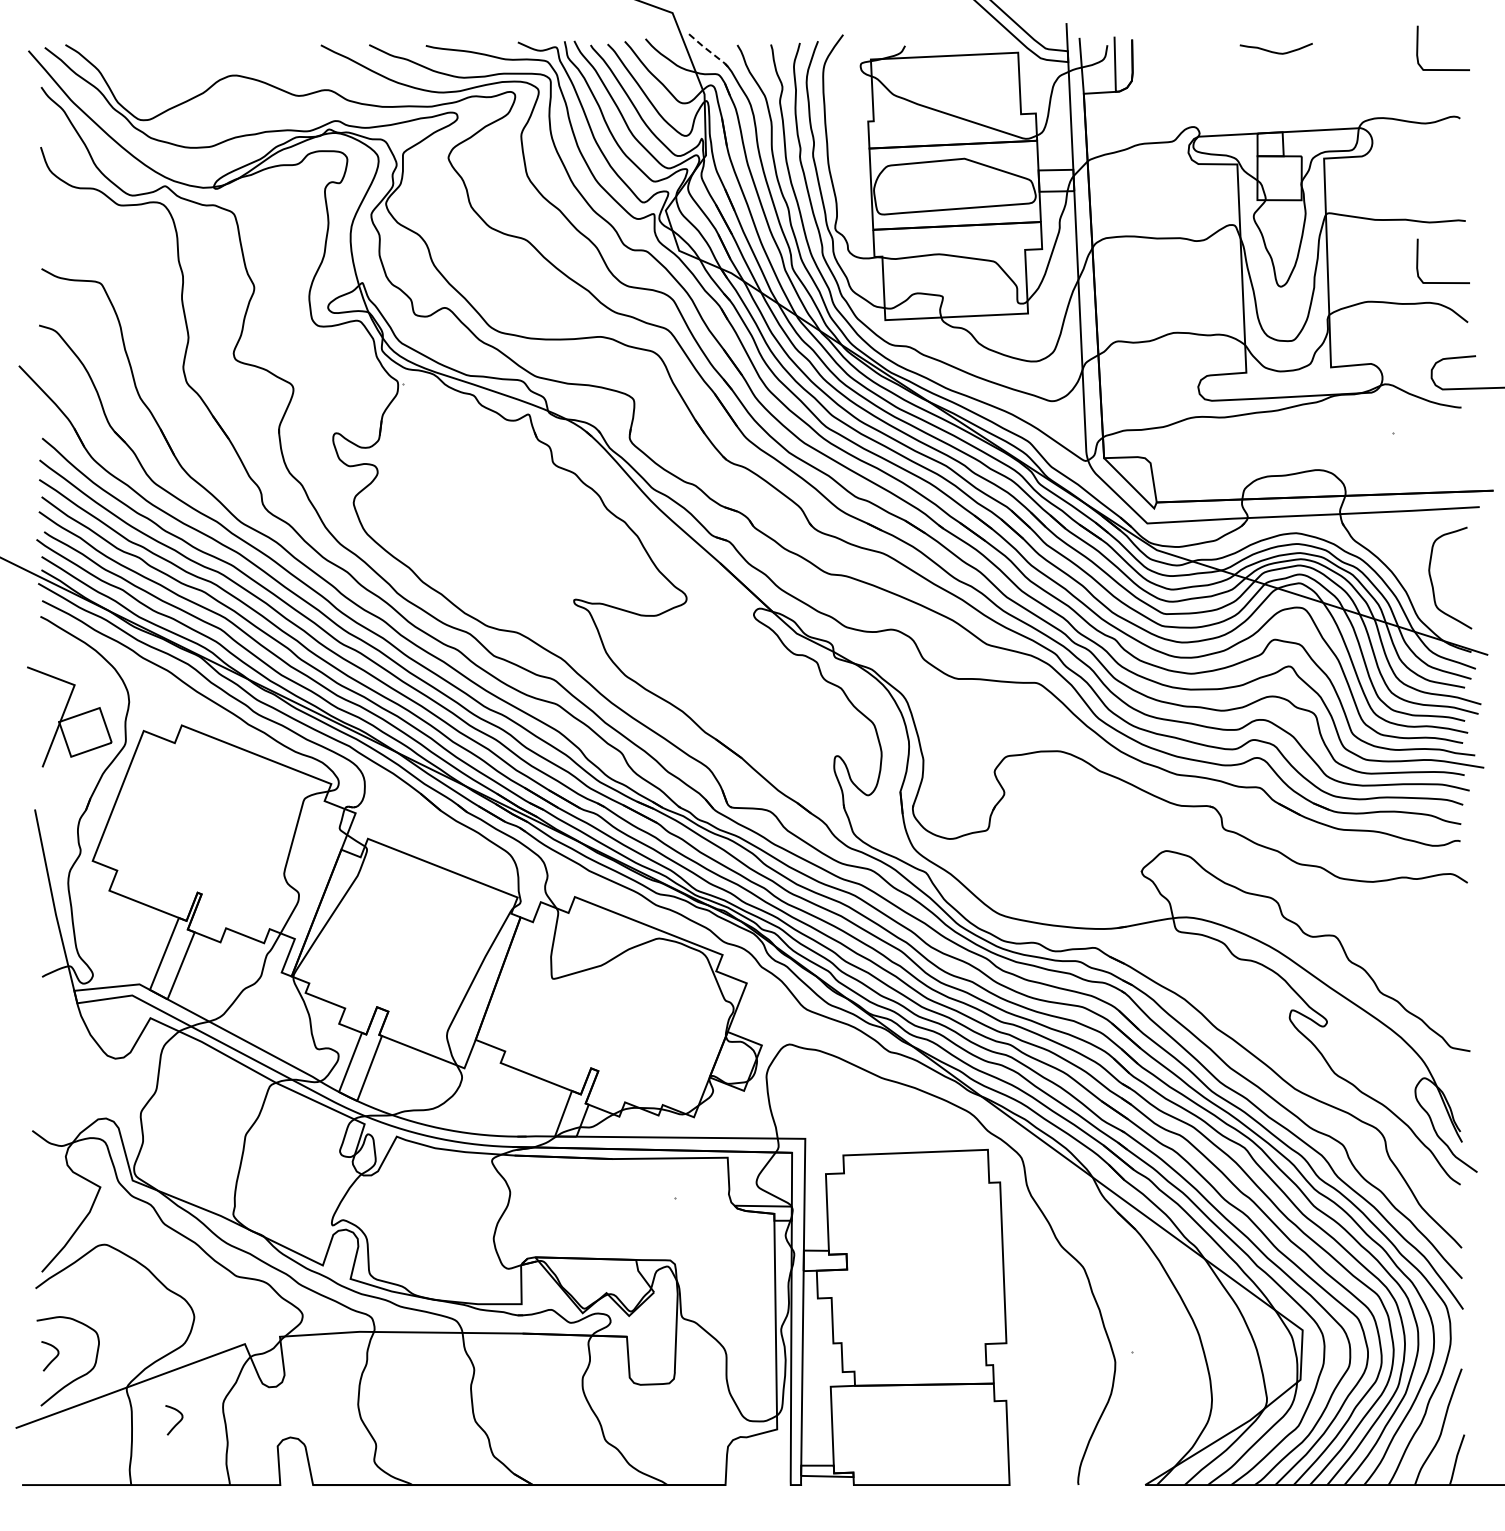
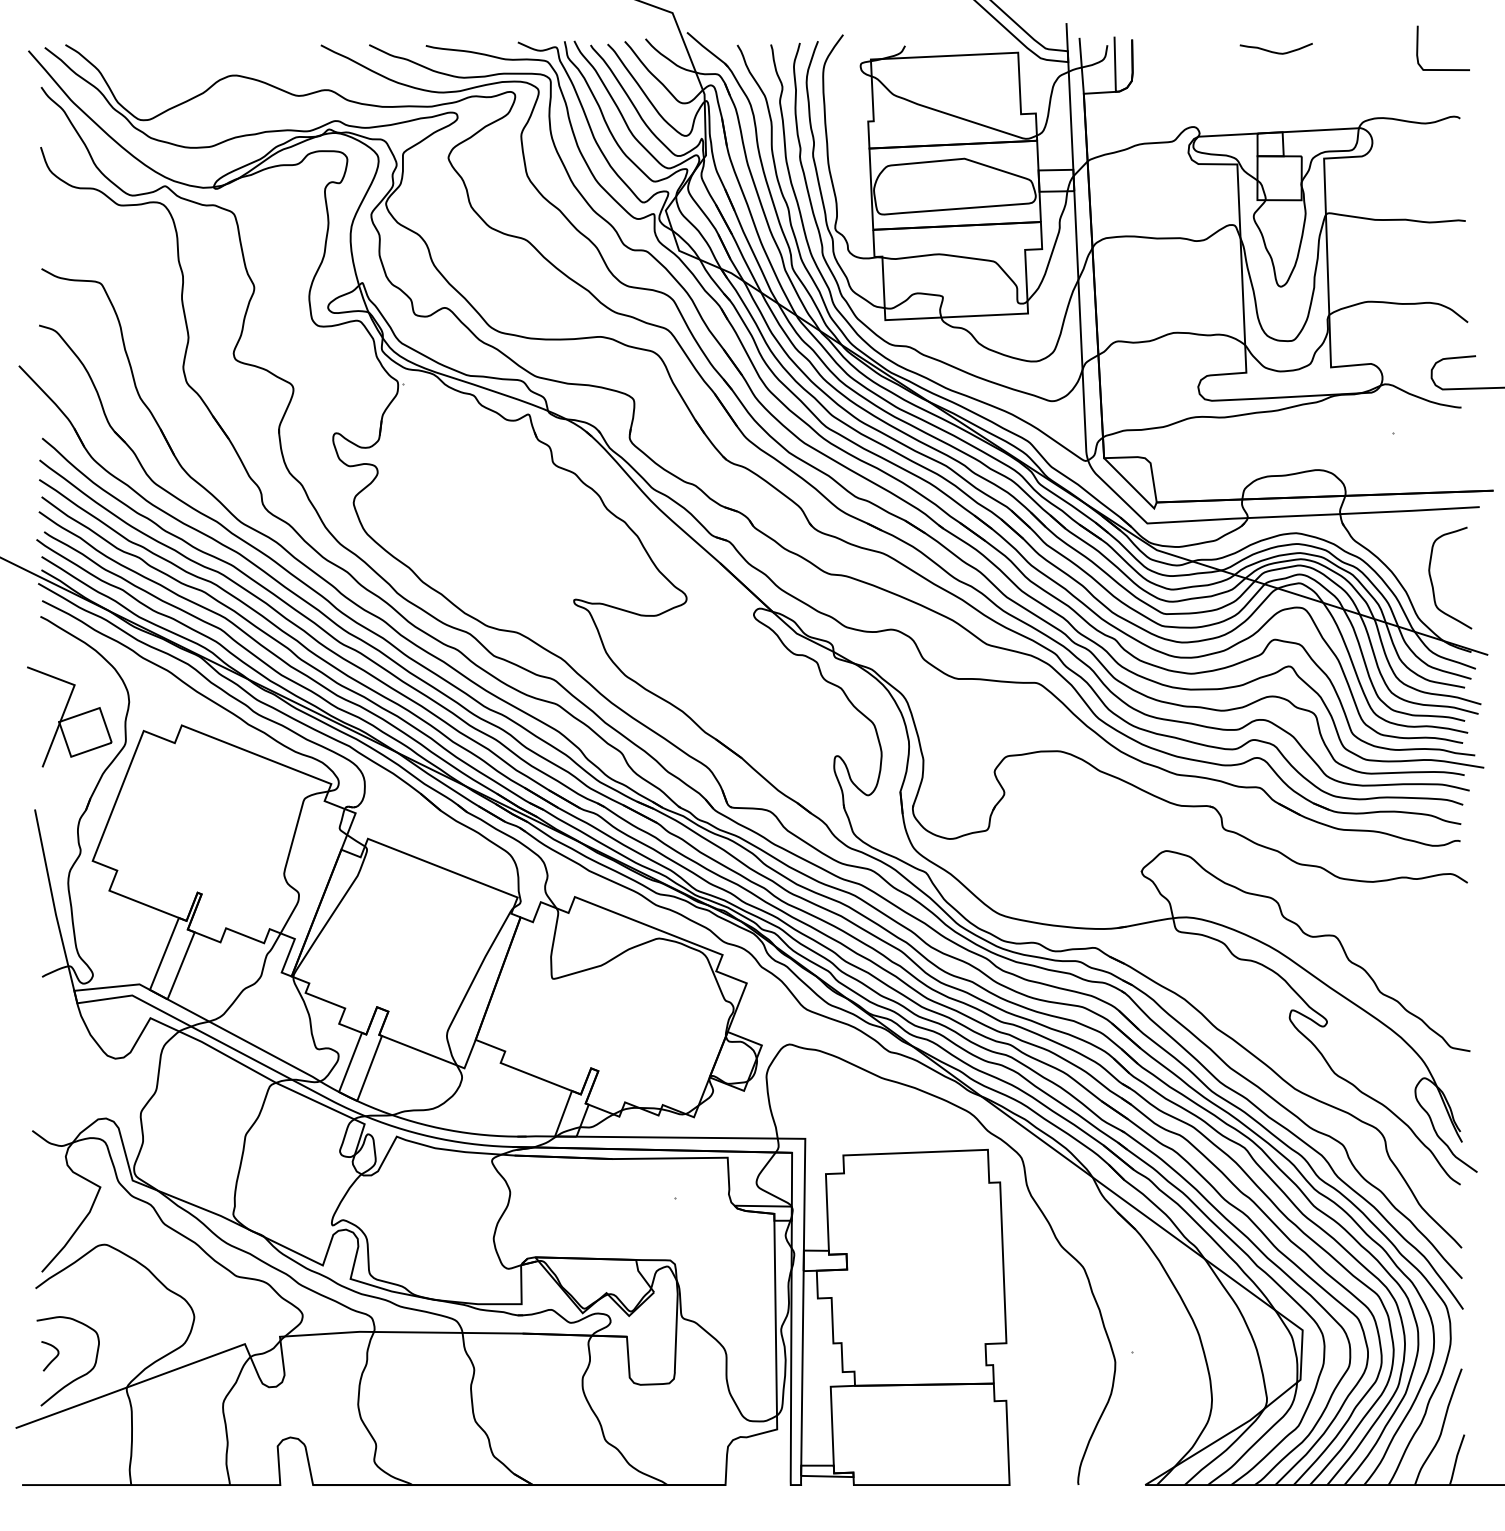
line: dashed -> solid (707, 49)
curve: present -> none (1442, 282)
curve: present -> none (177, 1422)
